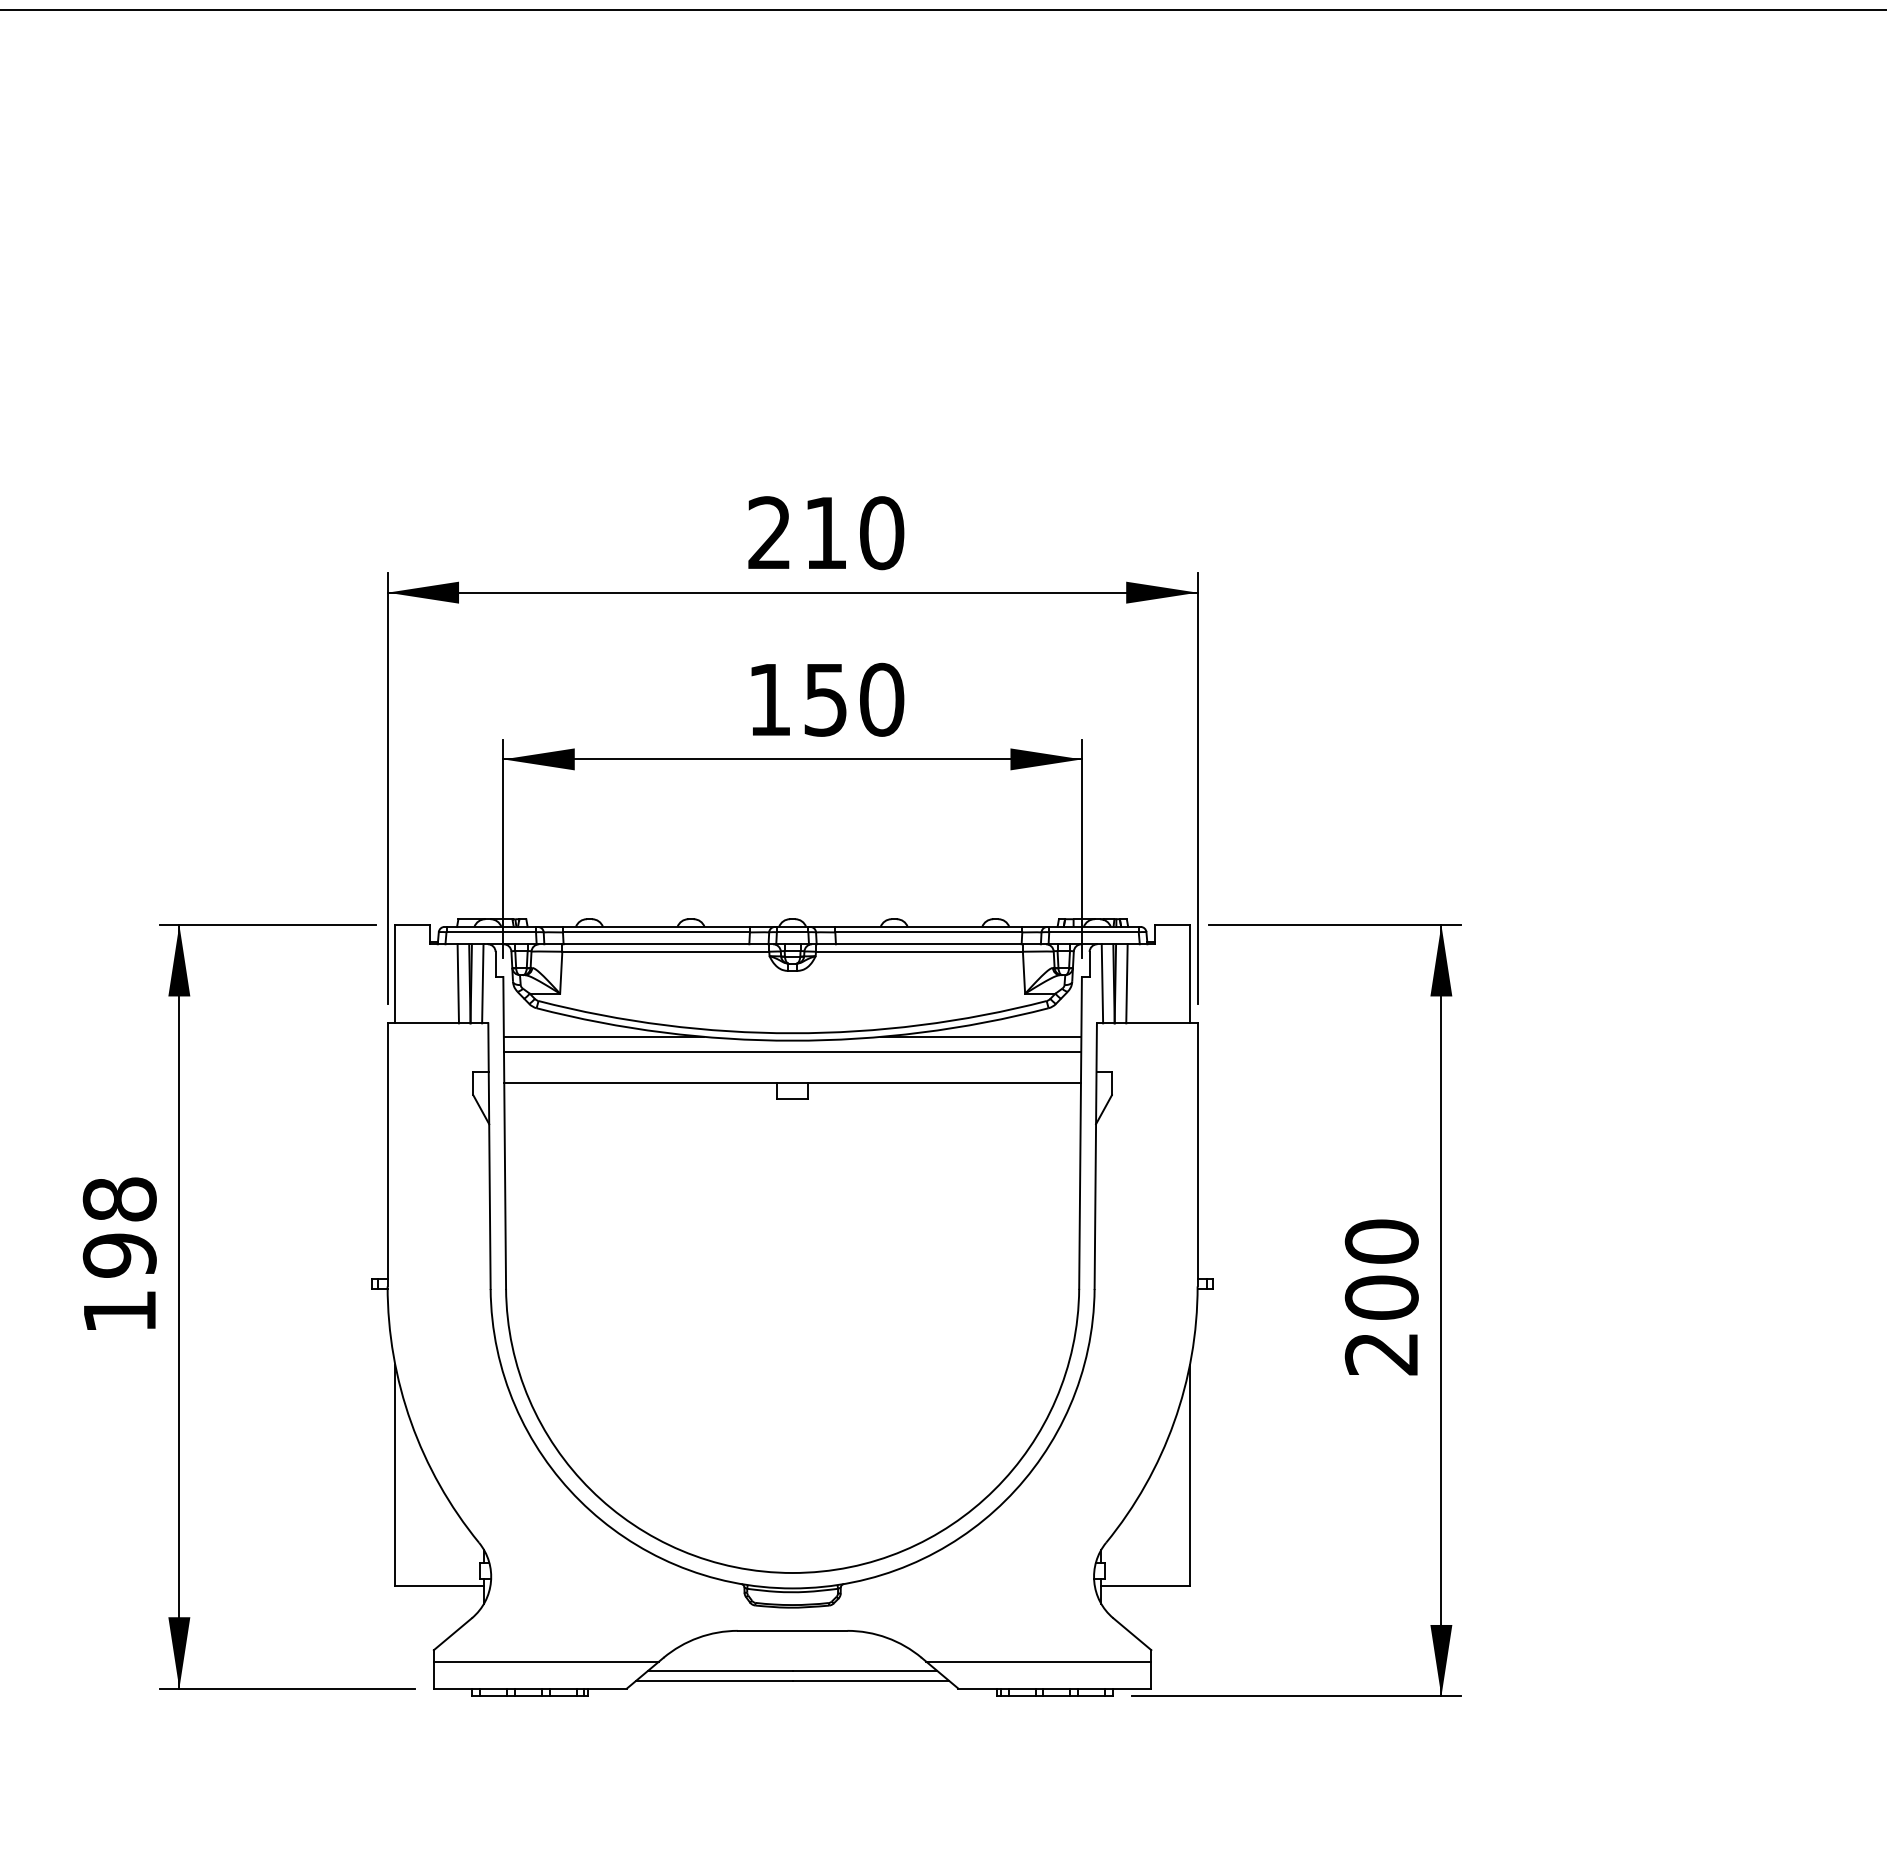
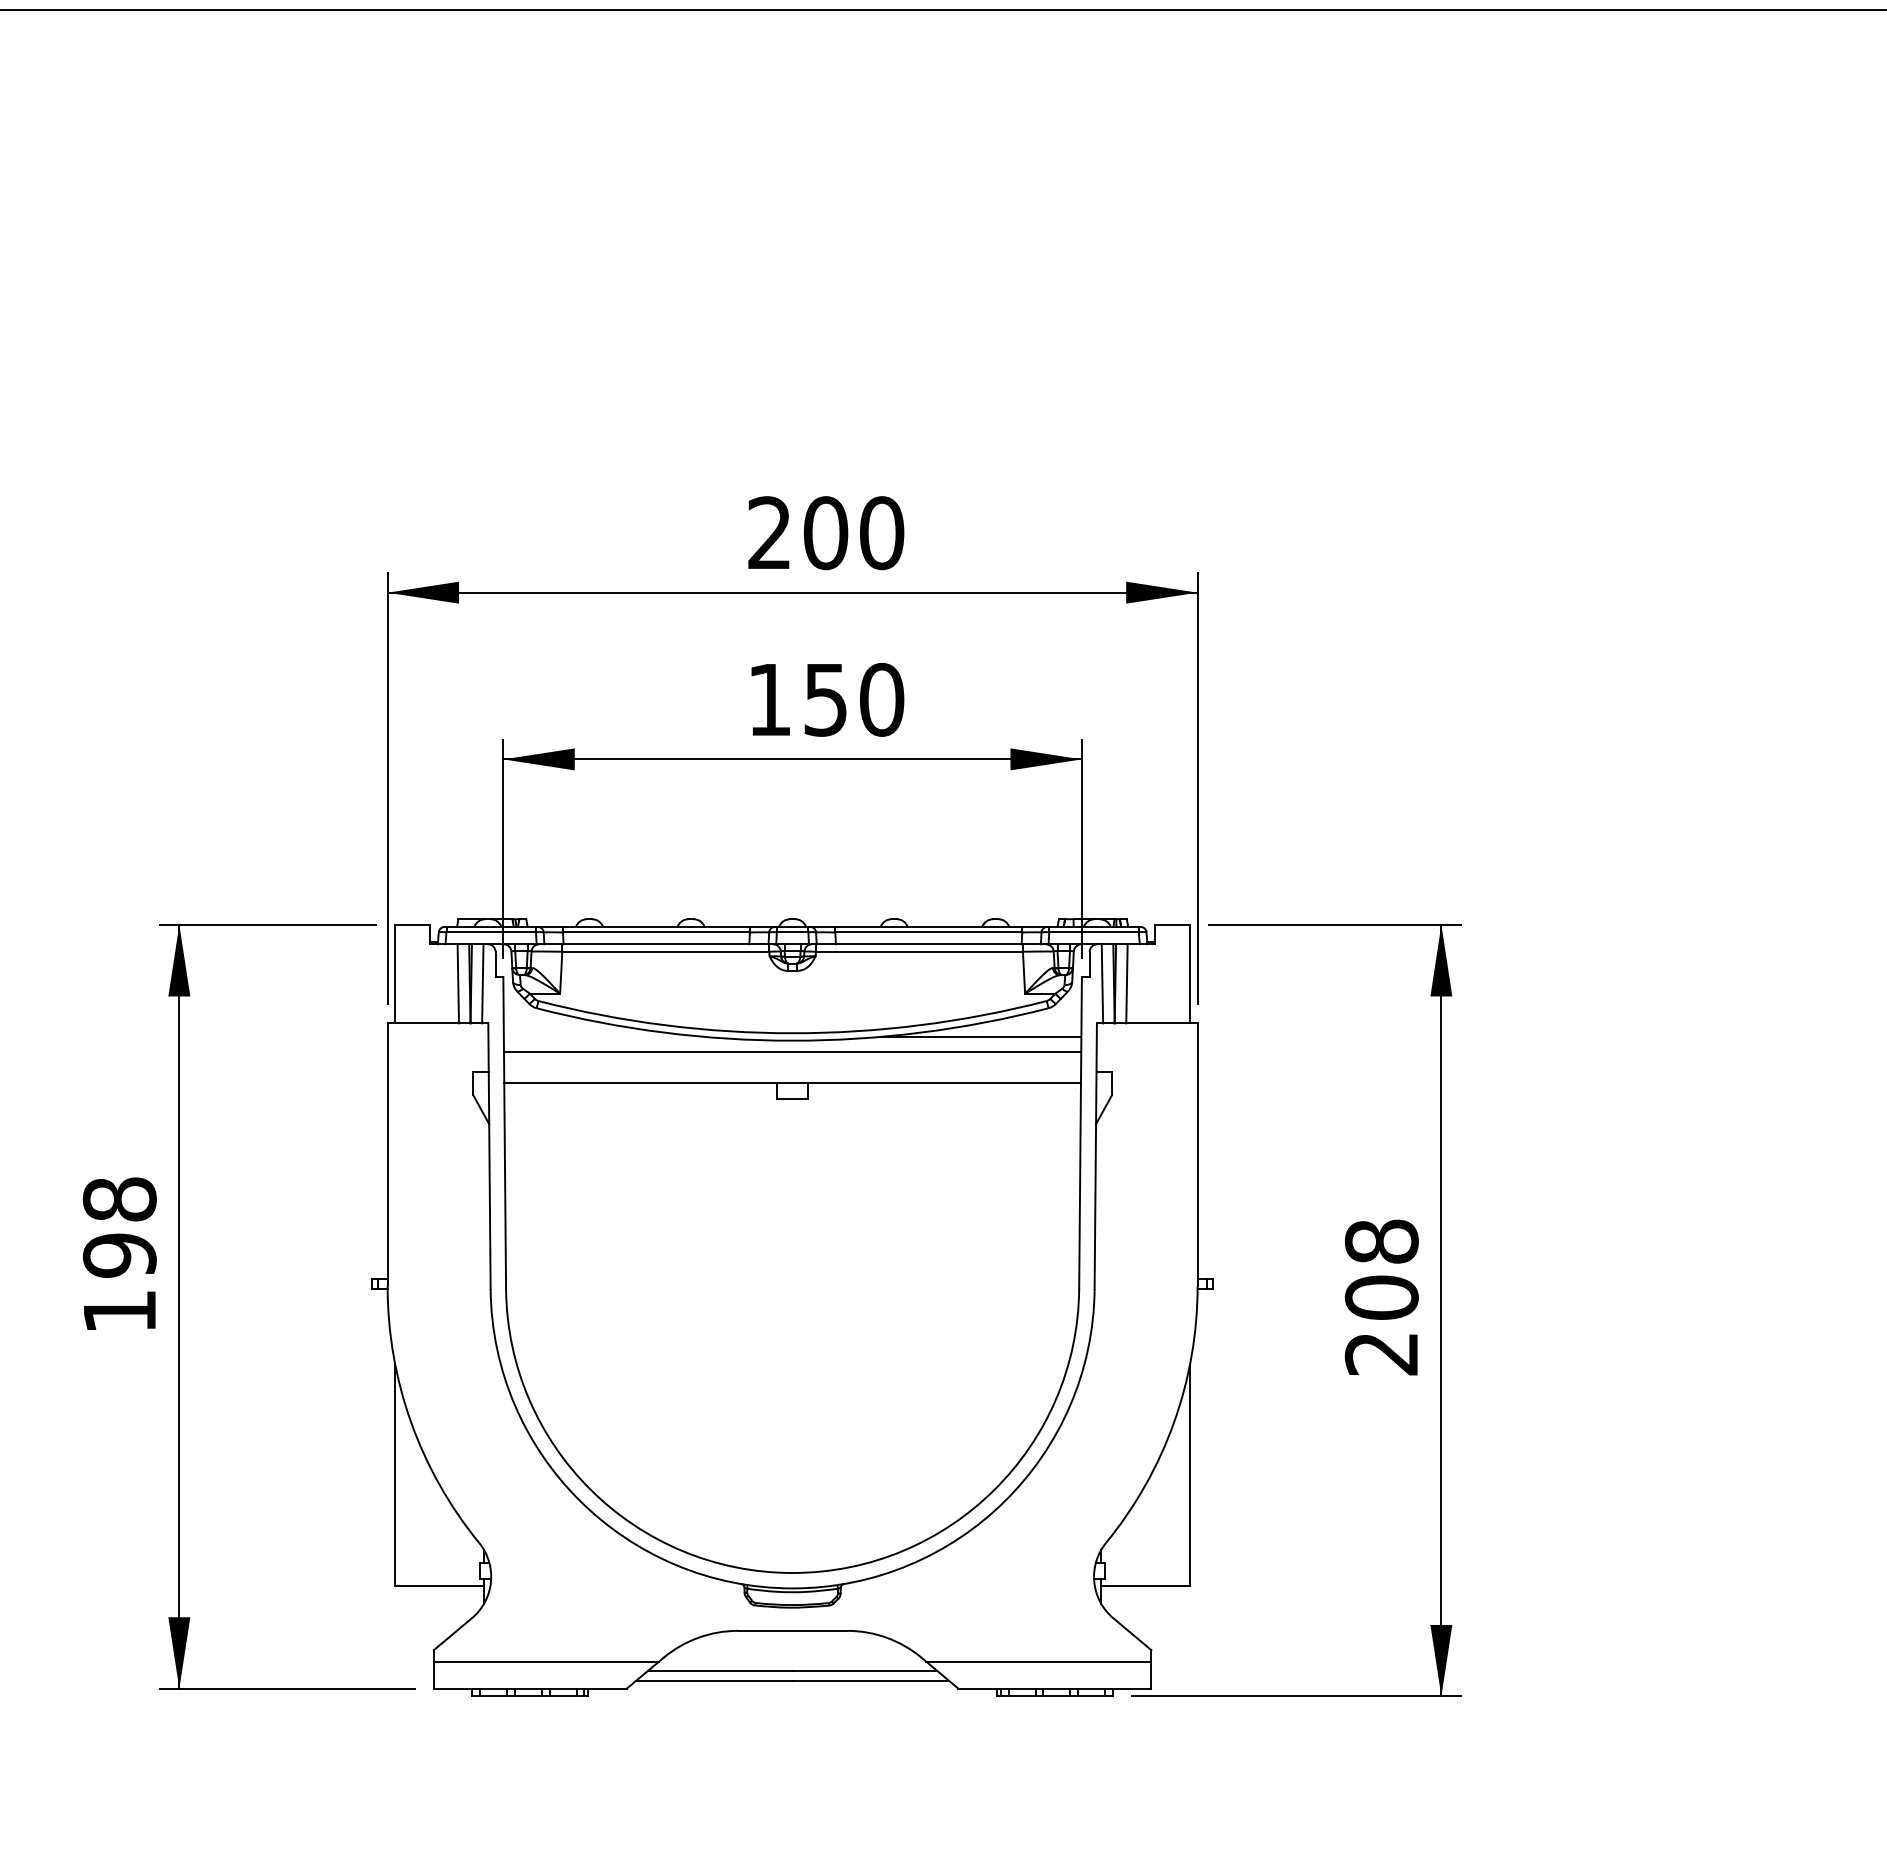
text: 210 -> 200 (825, 533)
line: present -> none (603, 1036)
text: 200 -> 208 (1381, 1241)
